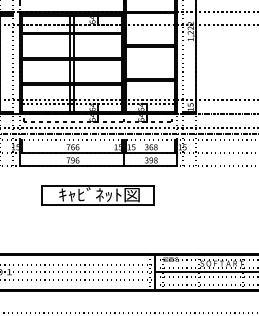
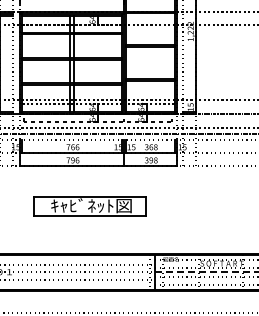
part position: (97, 195) -> (89, 206) (89, 206)
line: solid -> dashed (207, 272)
